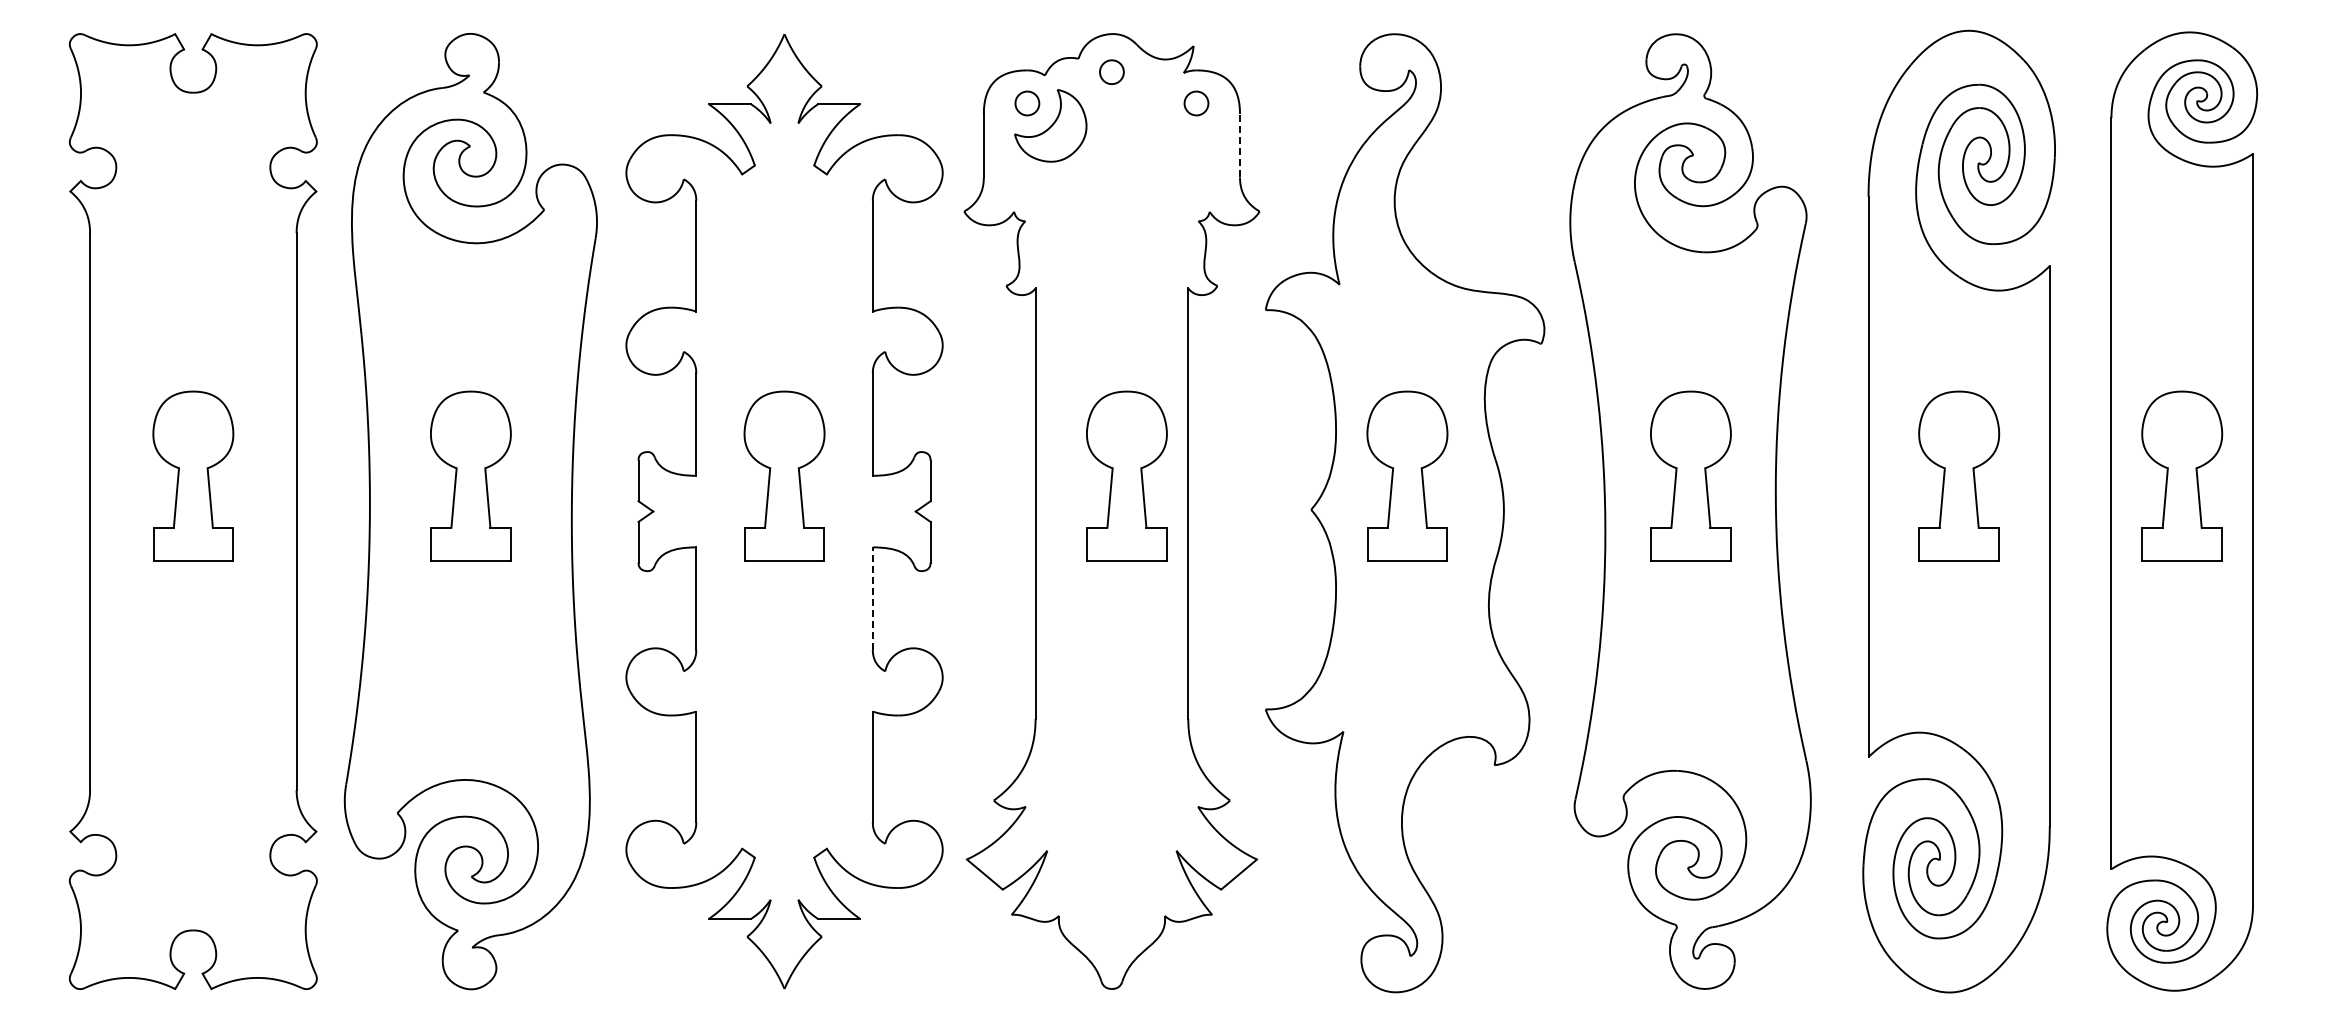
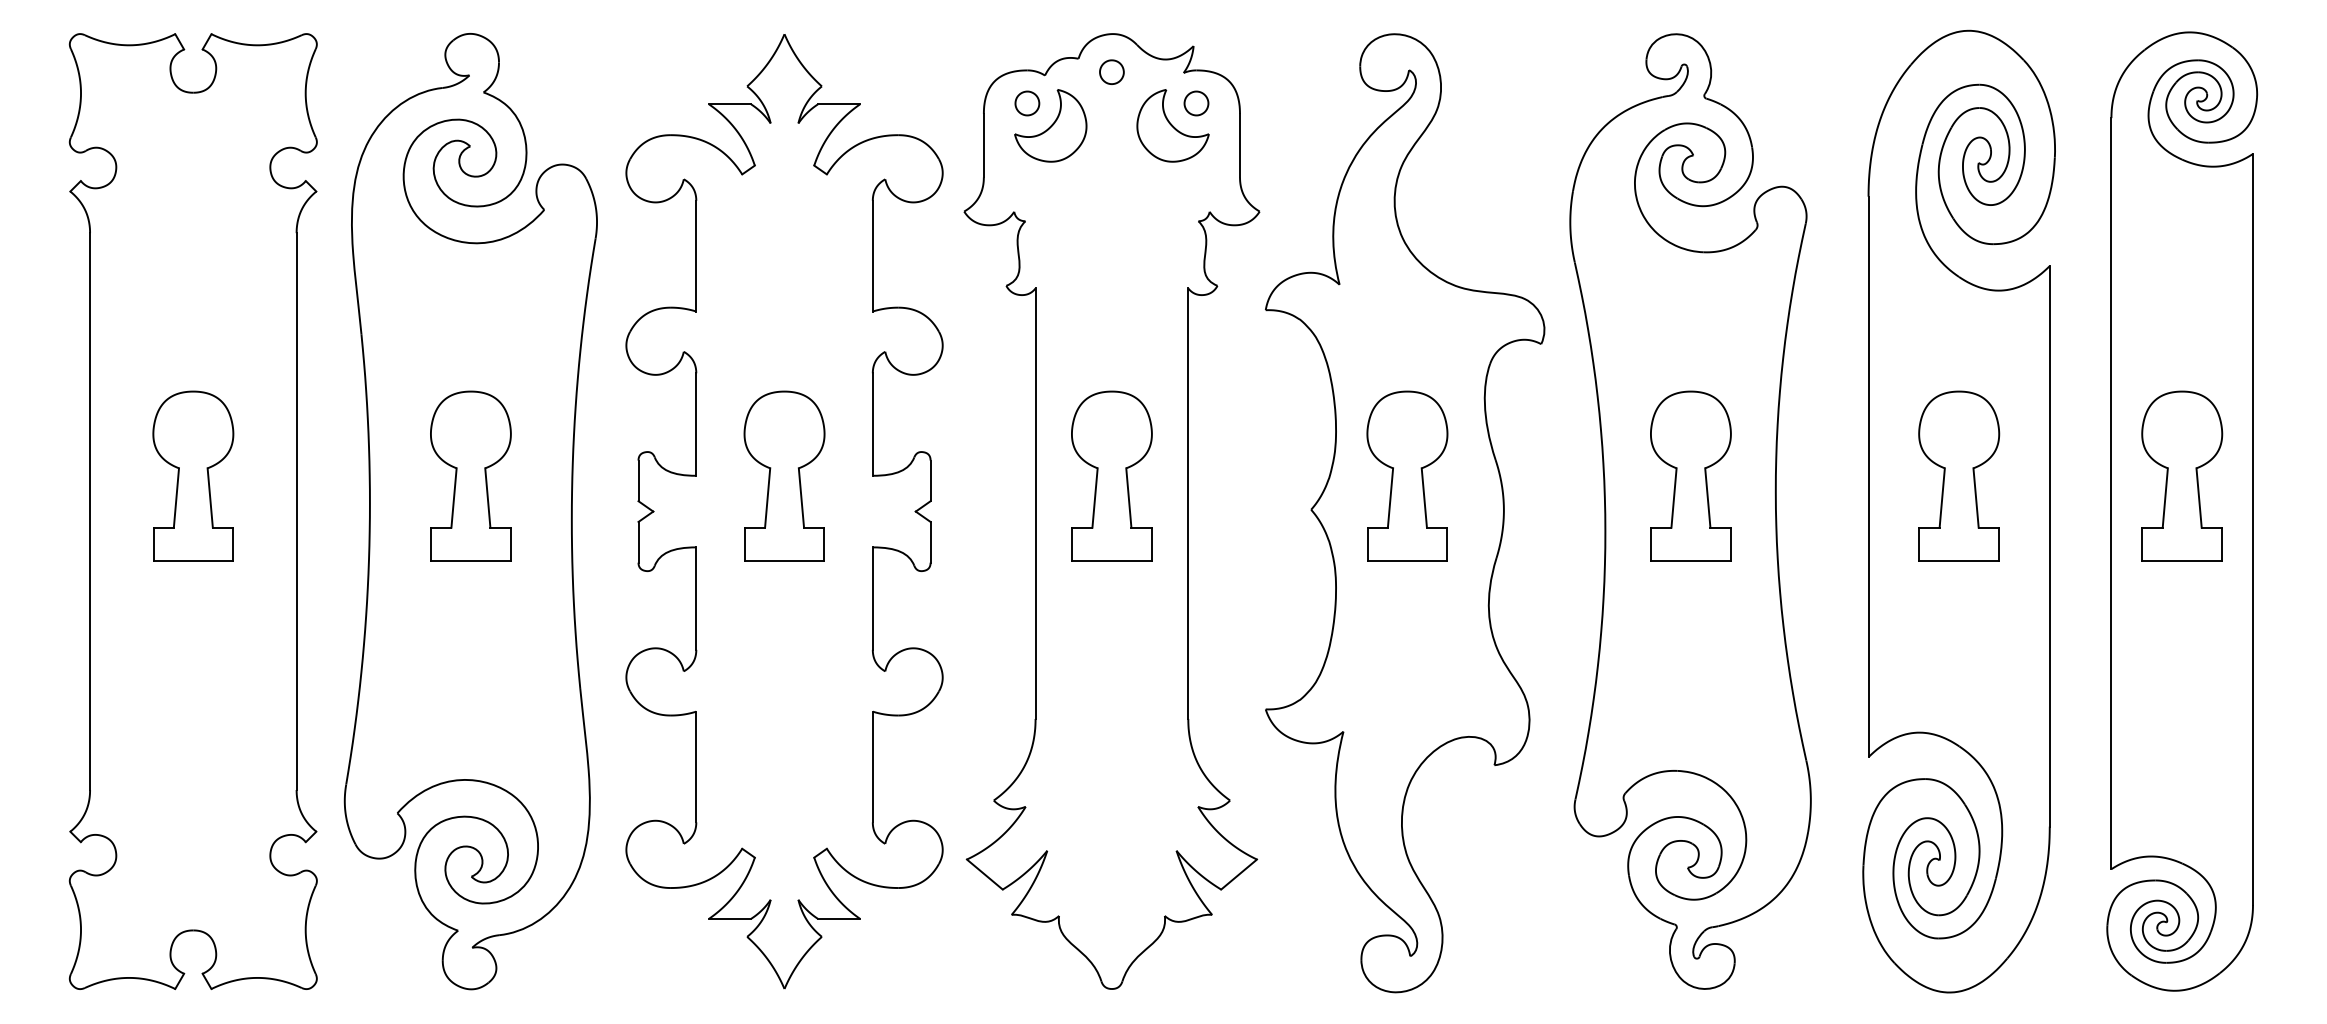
part: none -> present (1172, 125)
line: dashed -> solid (1240, 145)
part position: (1126, 475) -> (1111, 475) (1111, 475)
line: dashed -> solid (872, 598)
